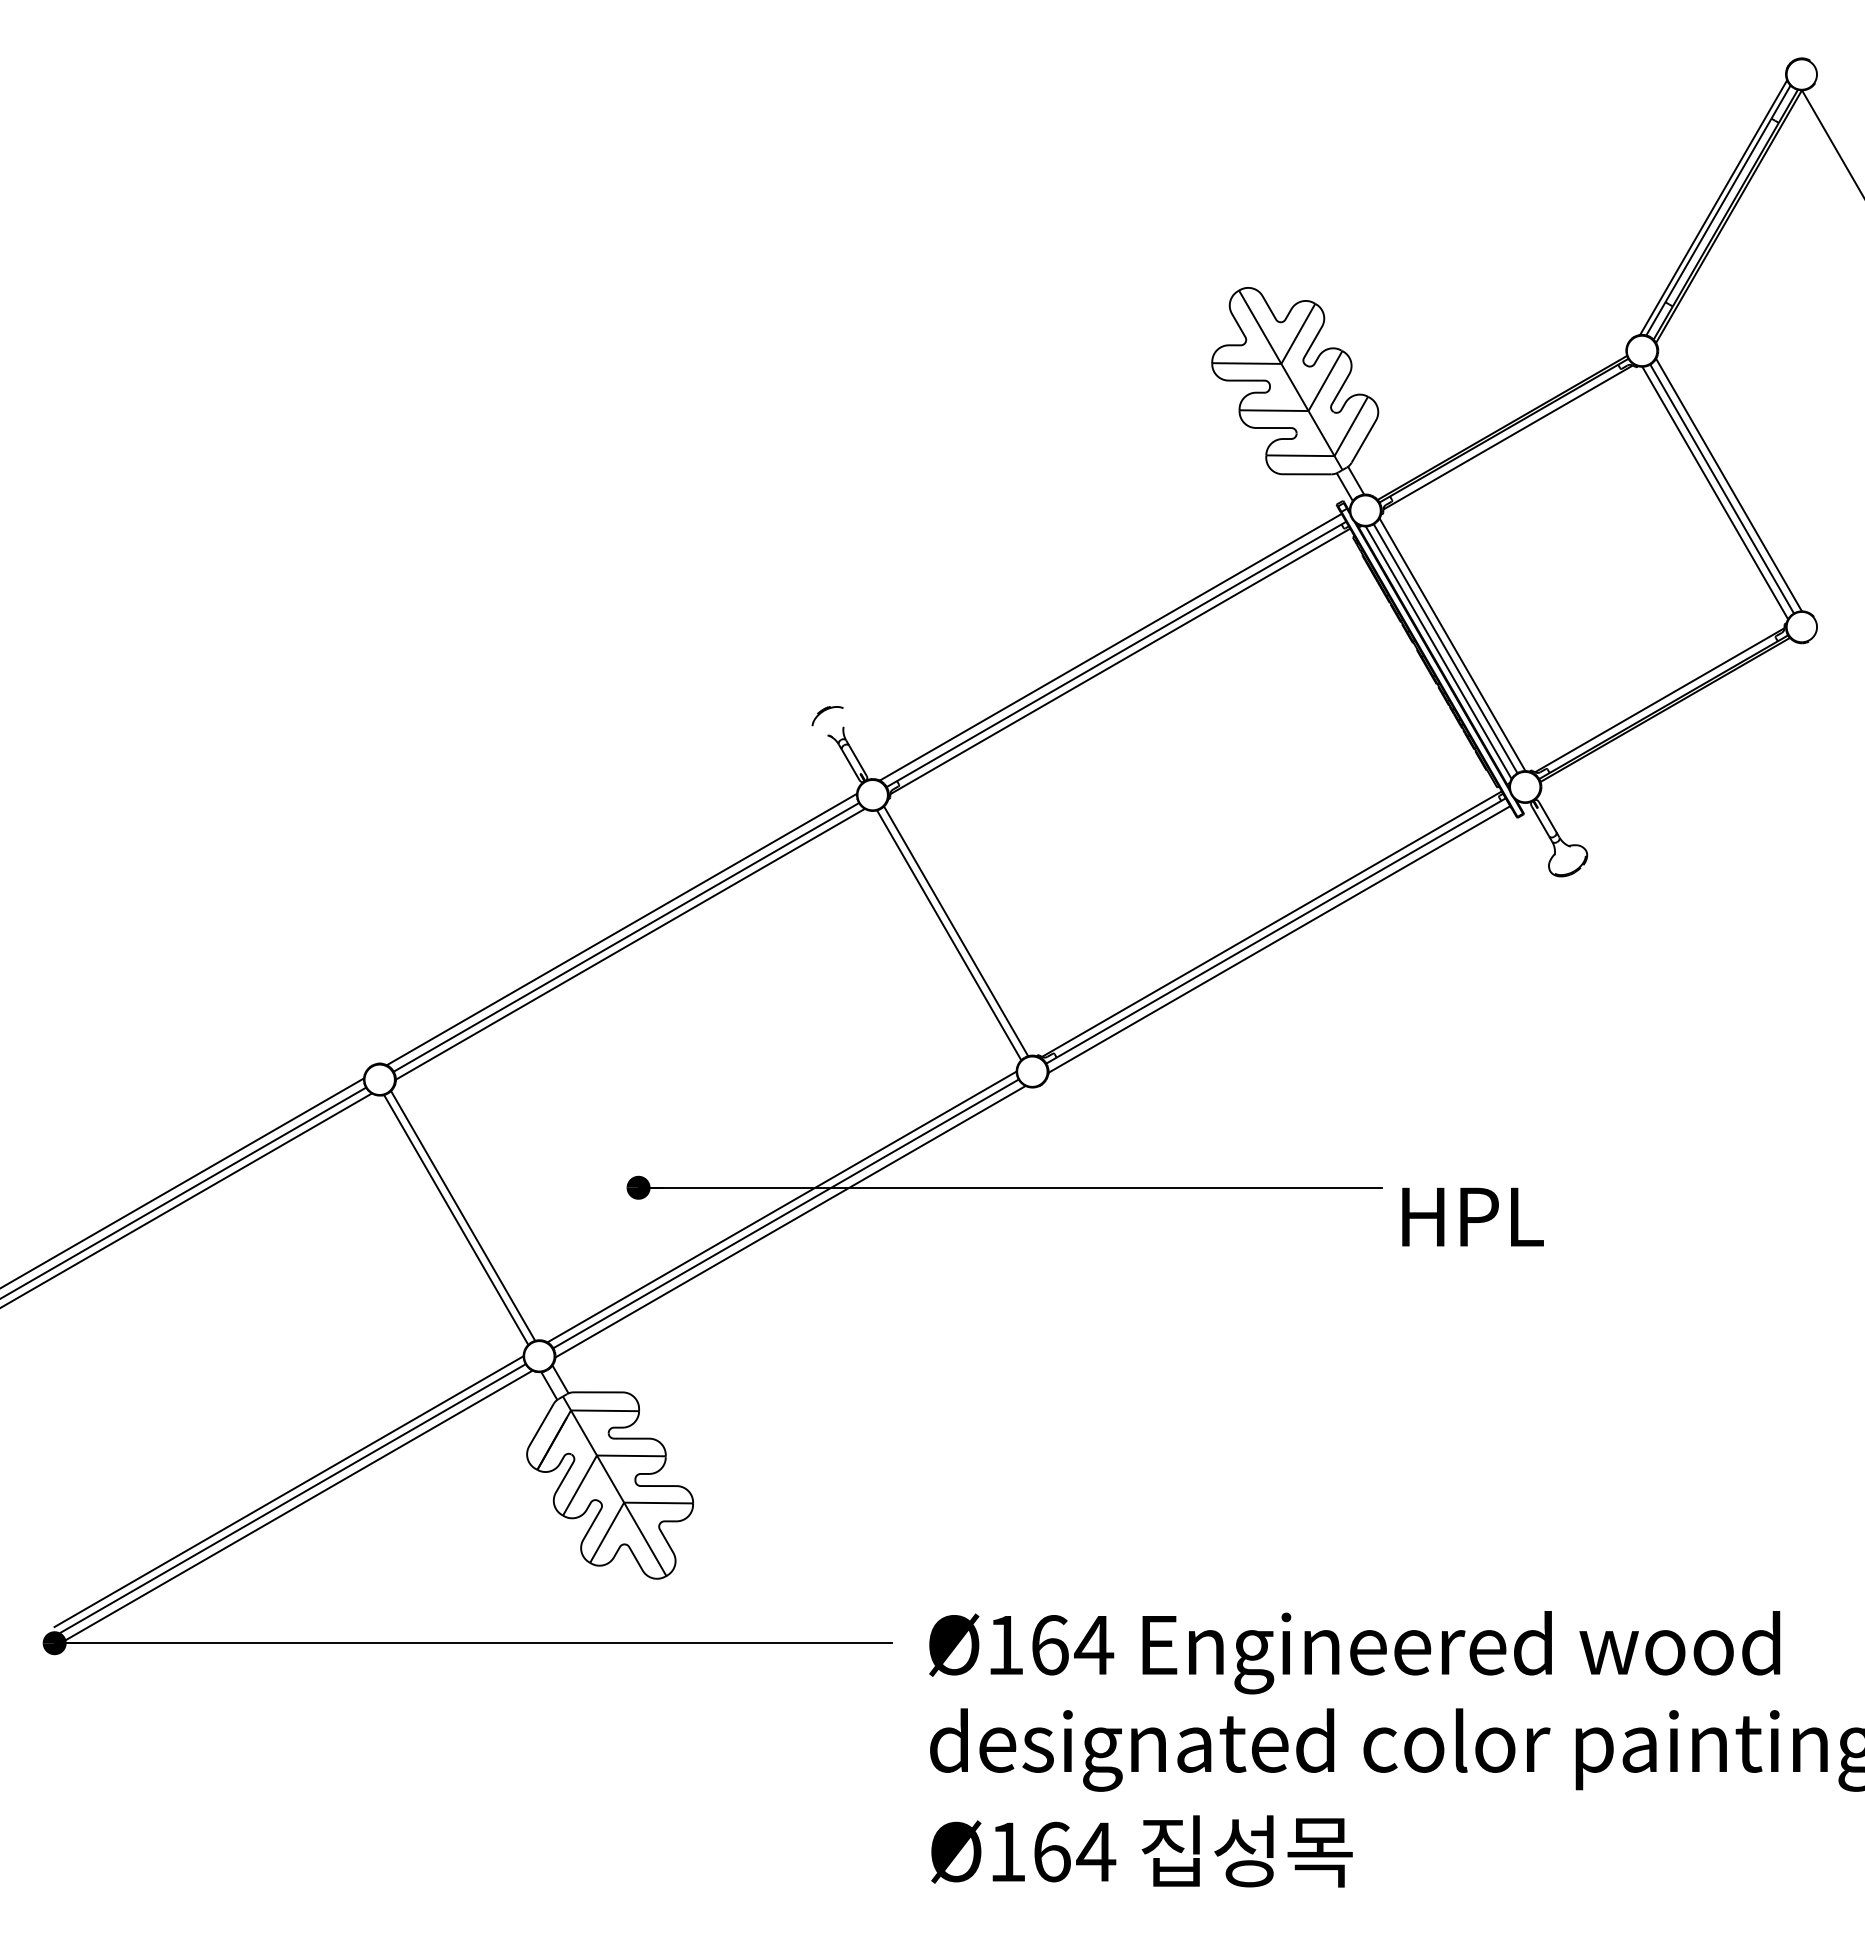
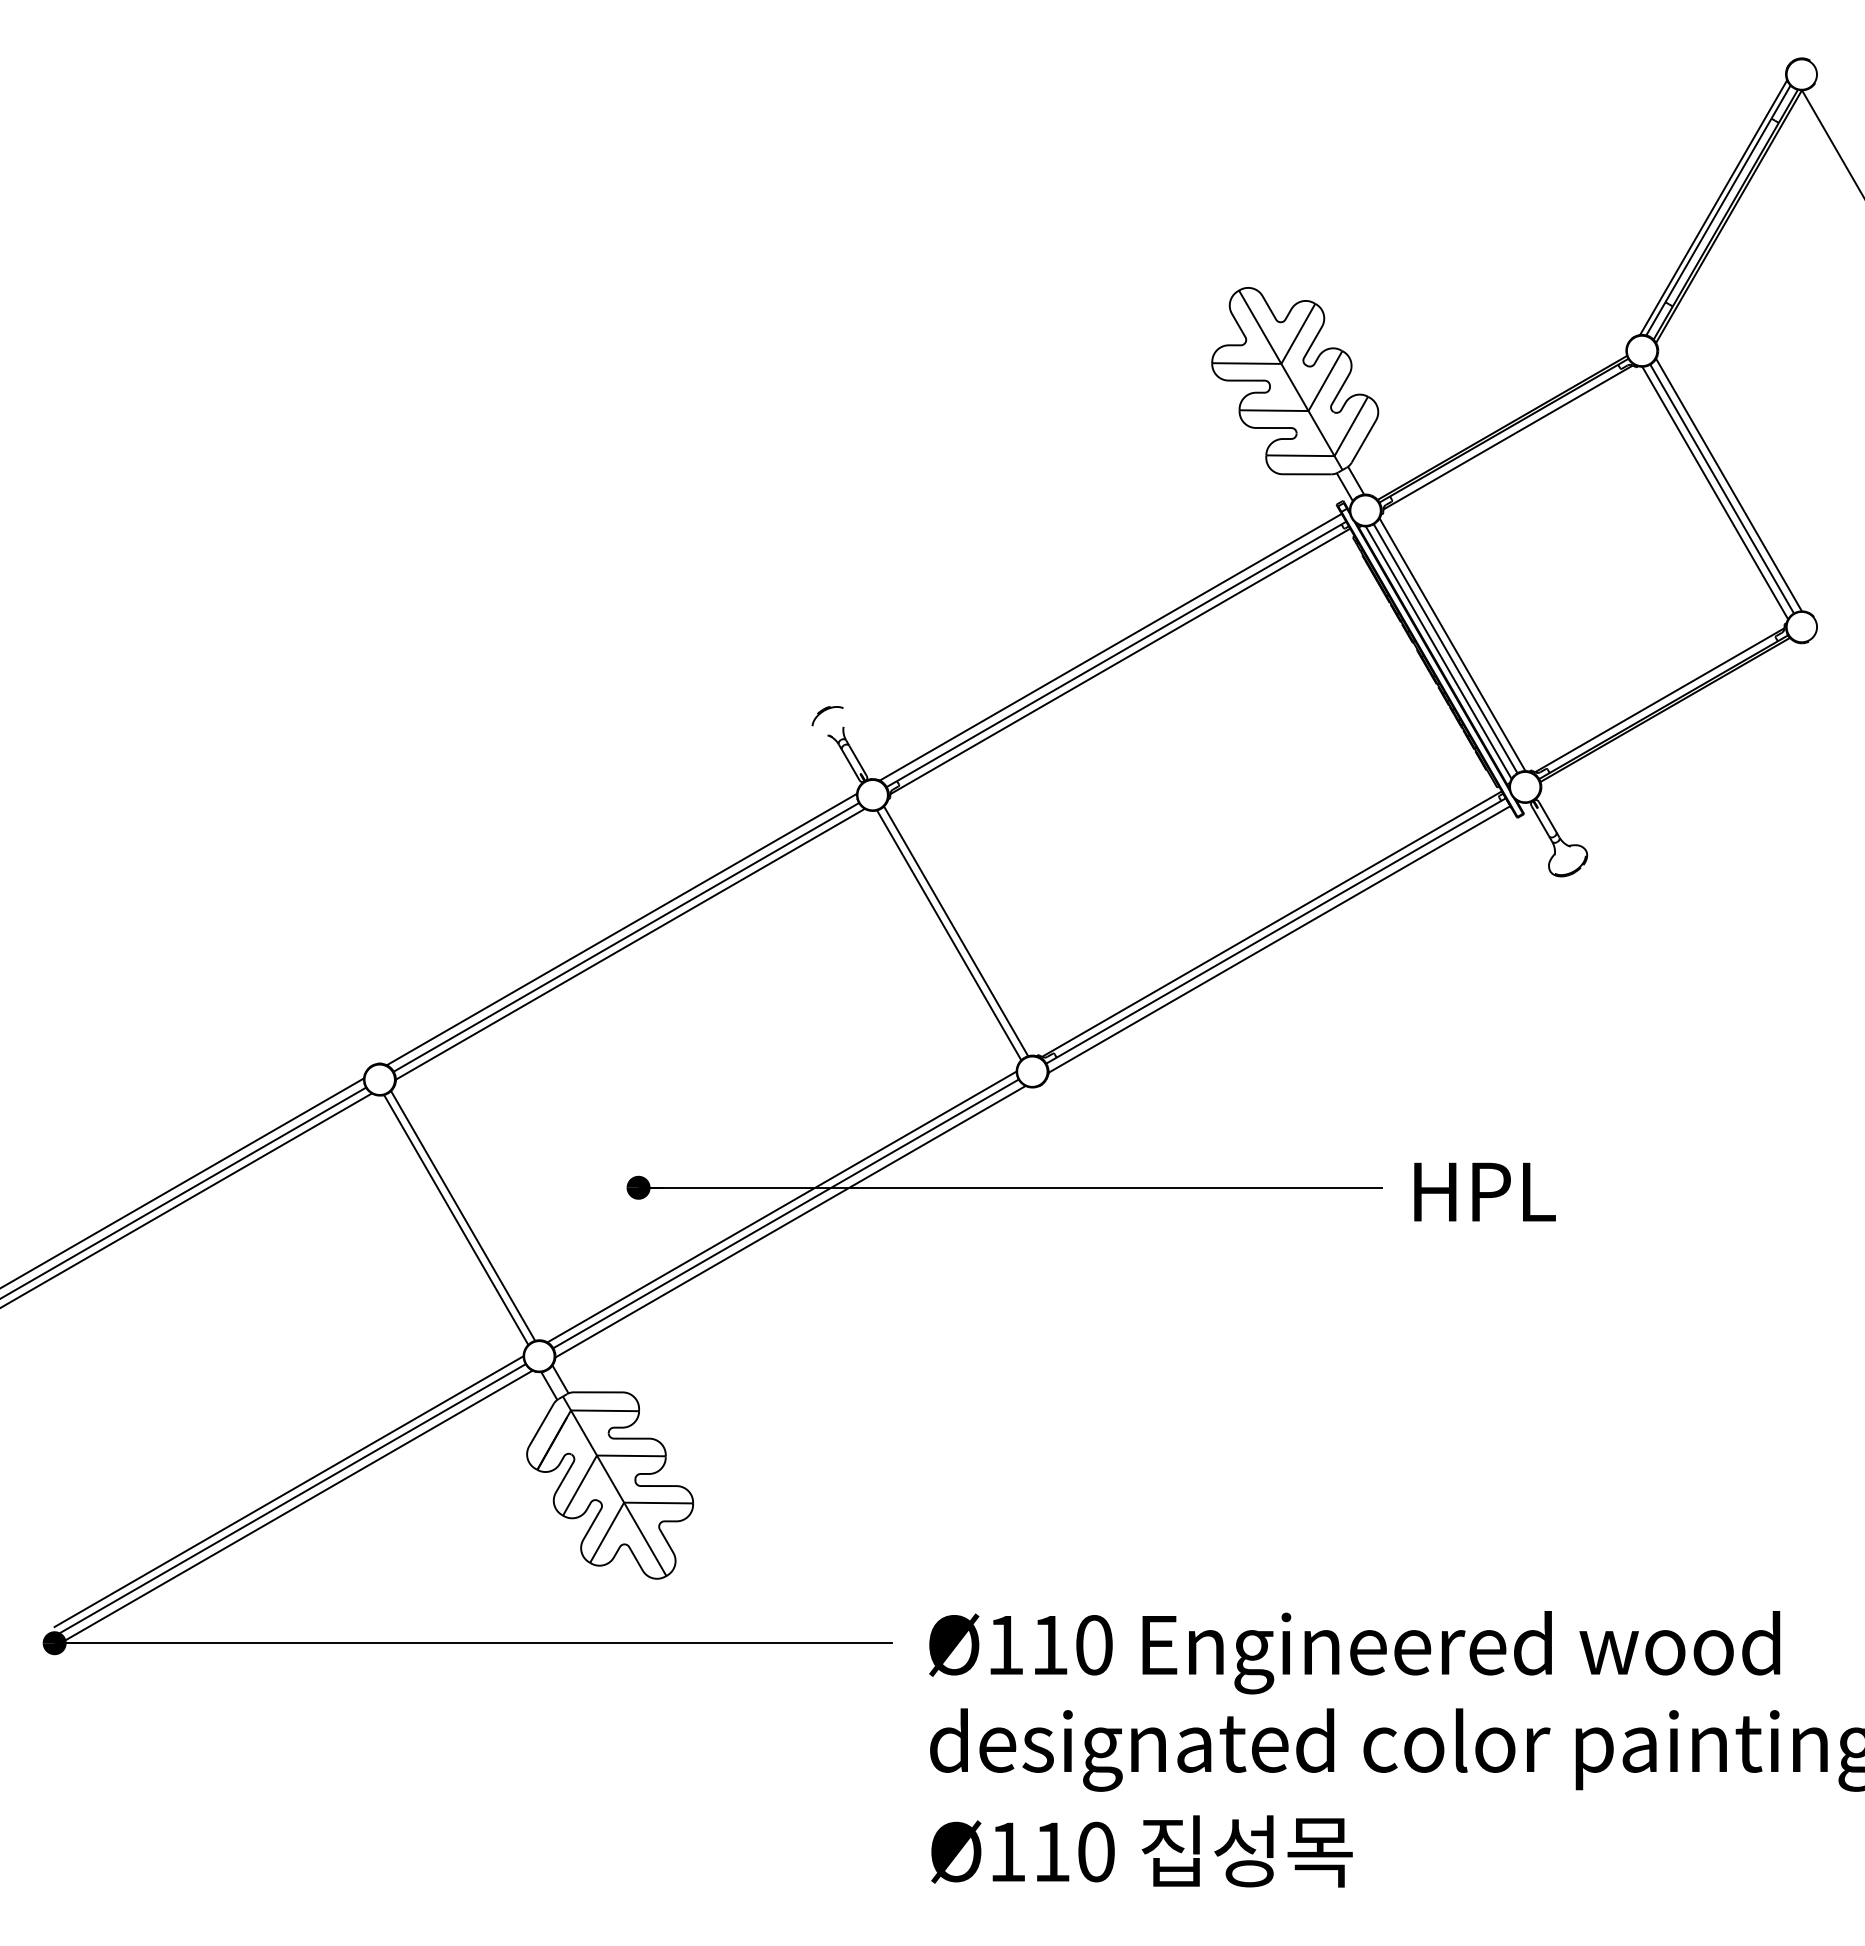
text position: (1472, 1216) -> (1484, 1191) (1484, 1191)
text: Ø164 -> Ø110 (1073, 1645)
text: Ø164 -> Ø110 (1075, 1851)
